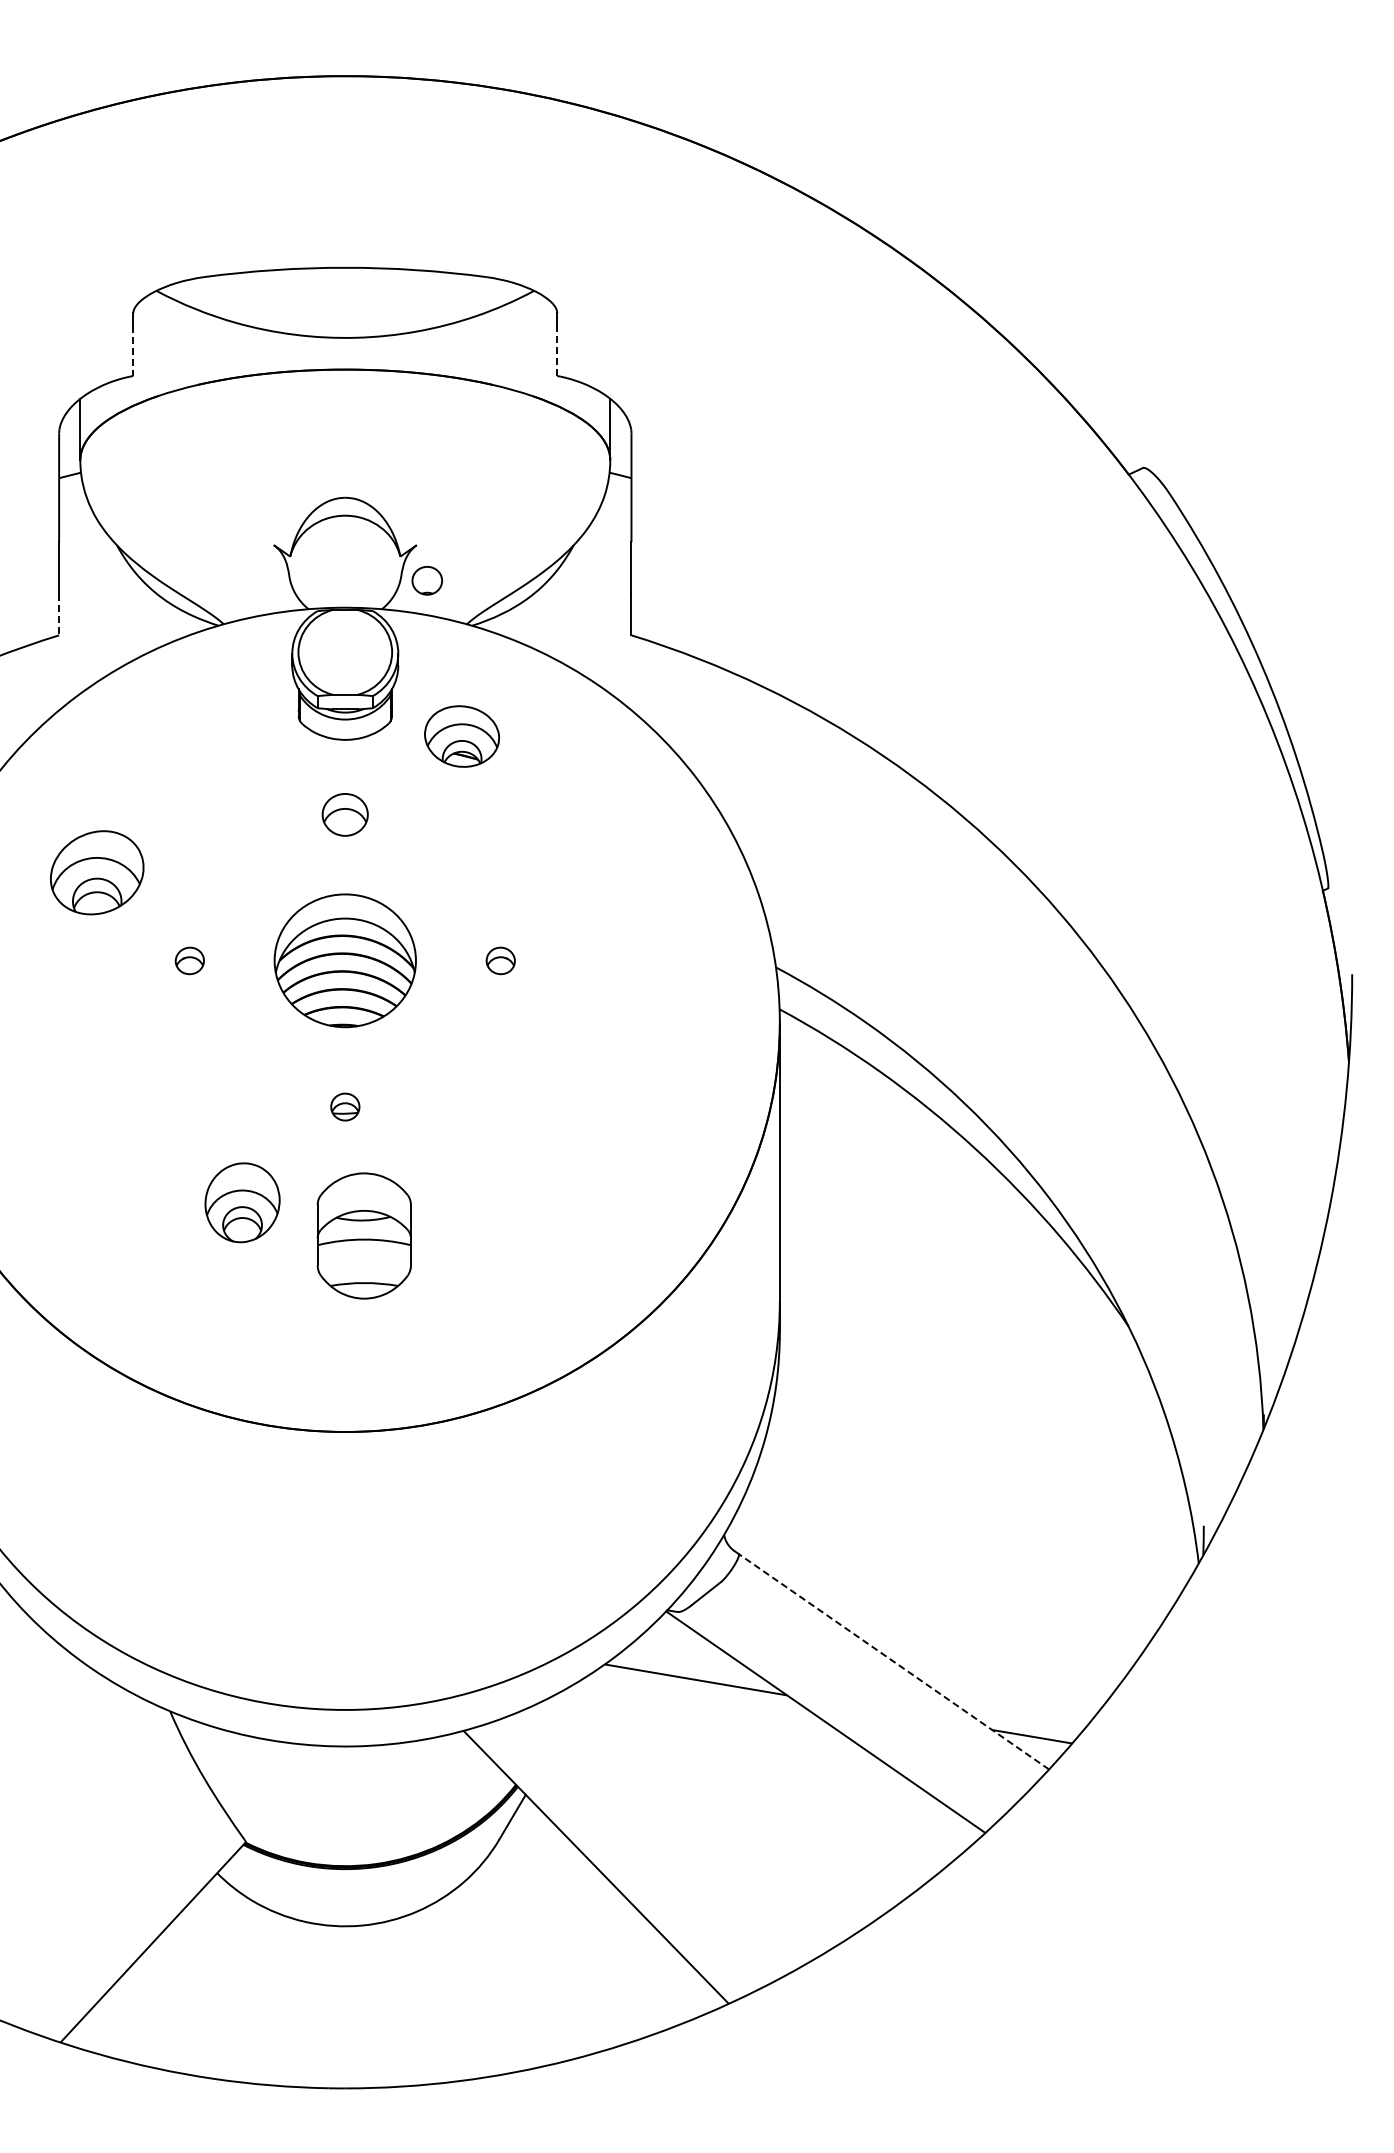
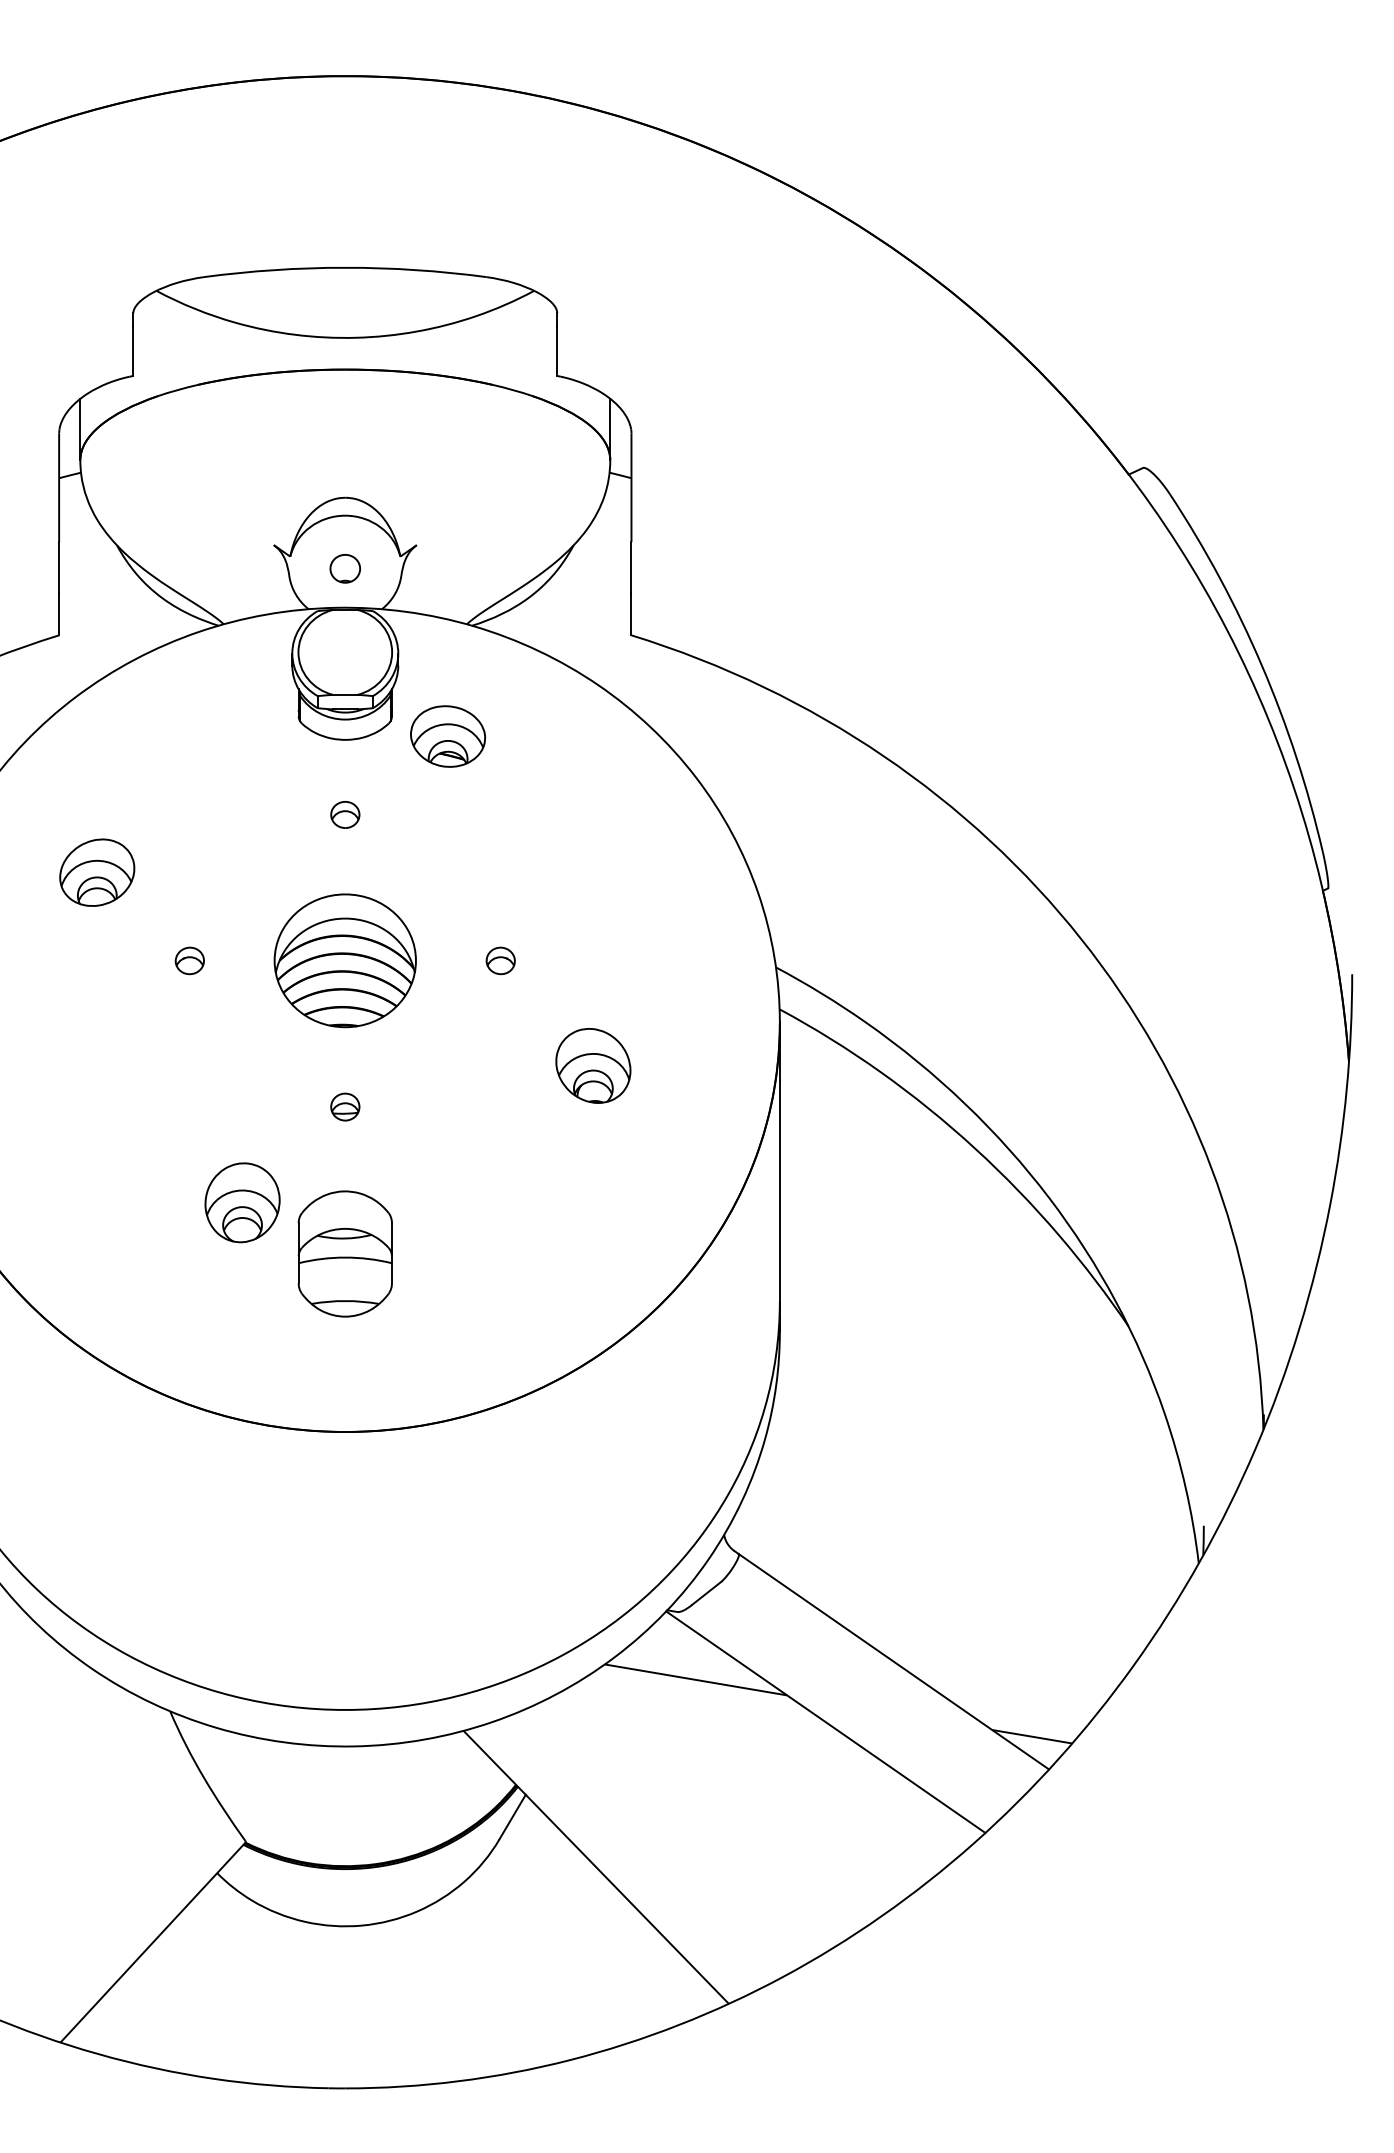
line: dashed -> solid (557, 350)
line: dashed -> solid (133, 351)
part position: (426, 580) -> (344, 568) (344, 568)
line: dashed -> solid (59, 614)
part position: (462, 736) -> (448, 736) (448, 736)
part size: 48x44 px -> 31x28 px (345, 814)
part size: 95x86 px -> 77x69 px (97, 872)
part: none -> present (593, 1065)
part position: (363, 1235) -> (344, 1253) (344, 1253)
line: dashed -> solid (893, 1661)
